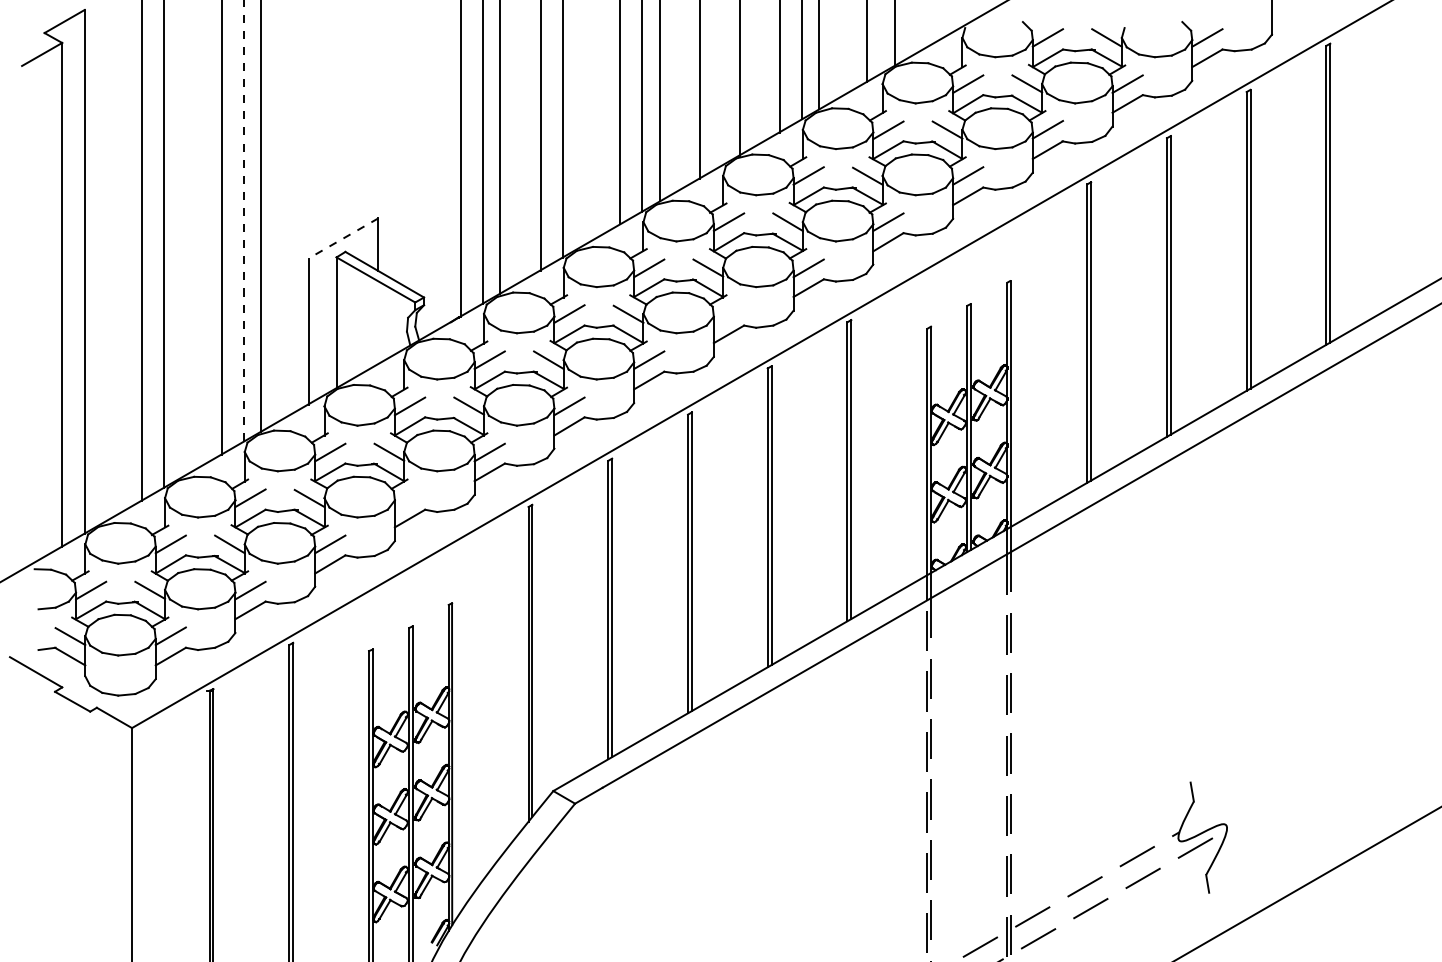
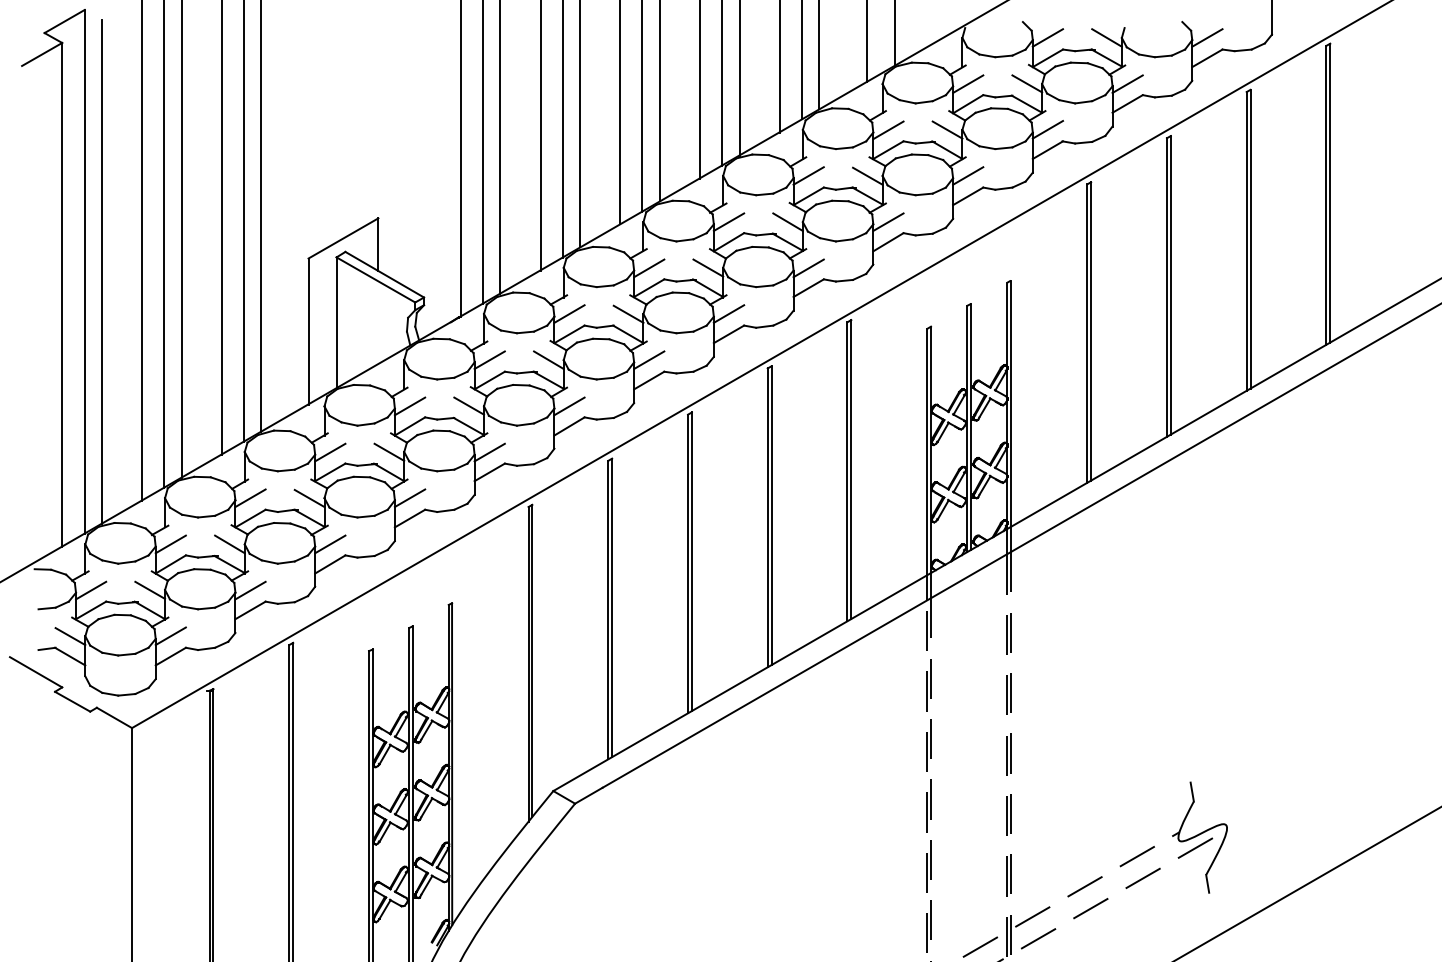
line: none -> present (722, 83)
line: none -> present (580, 124)
line: dashed -> solid (243, 220)
line: dashed -> solid (343, 238)
line: none -> present (181, 239)
line: none -> present (101, 271)
line: none -> present (728, 313)
line: none -> present (409, 498)
